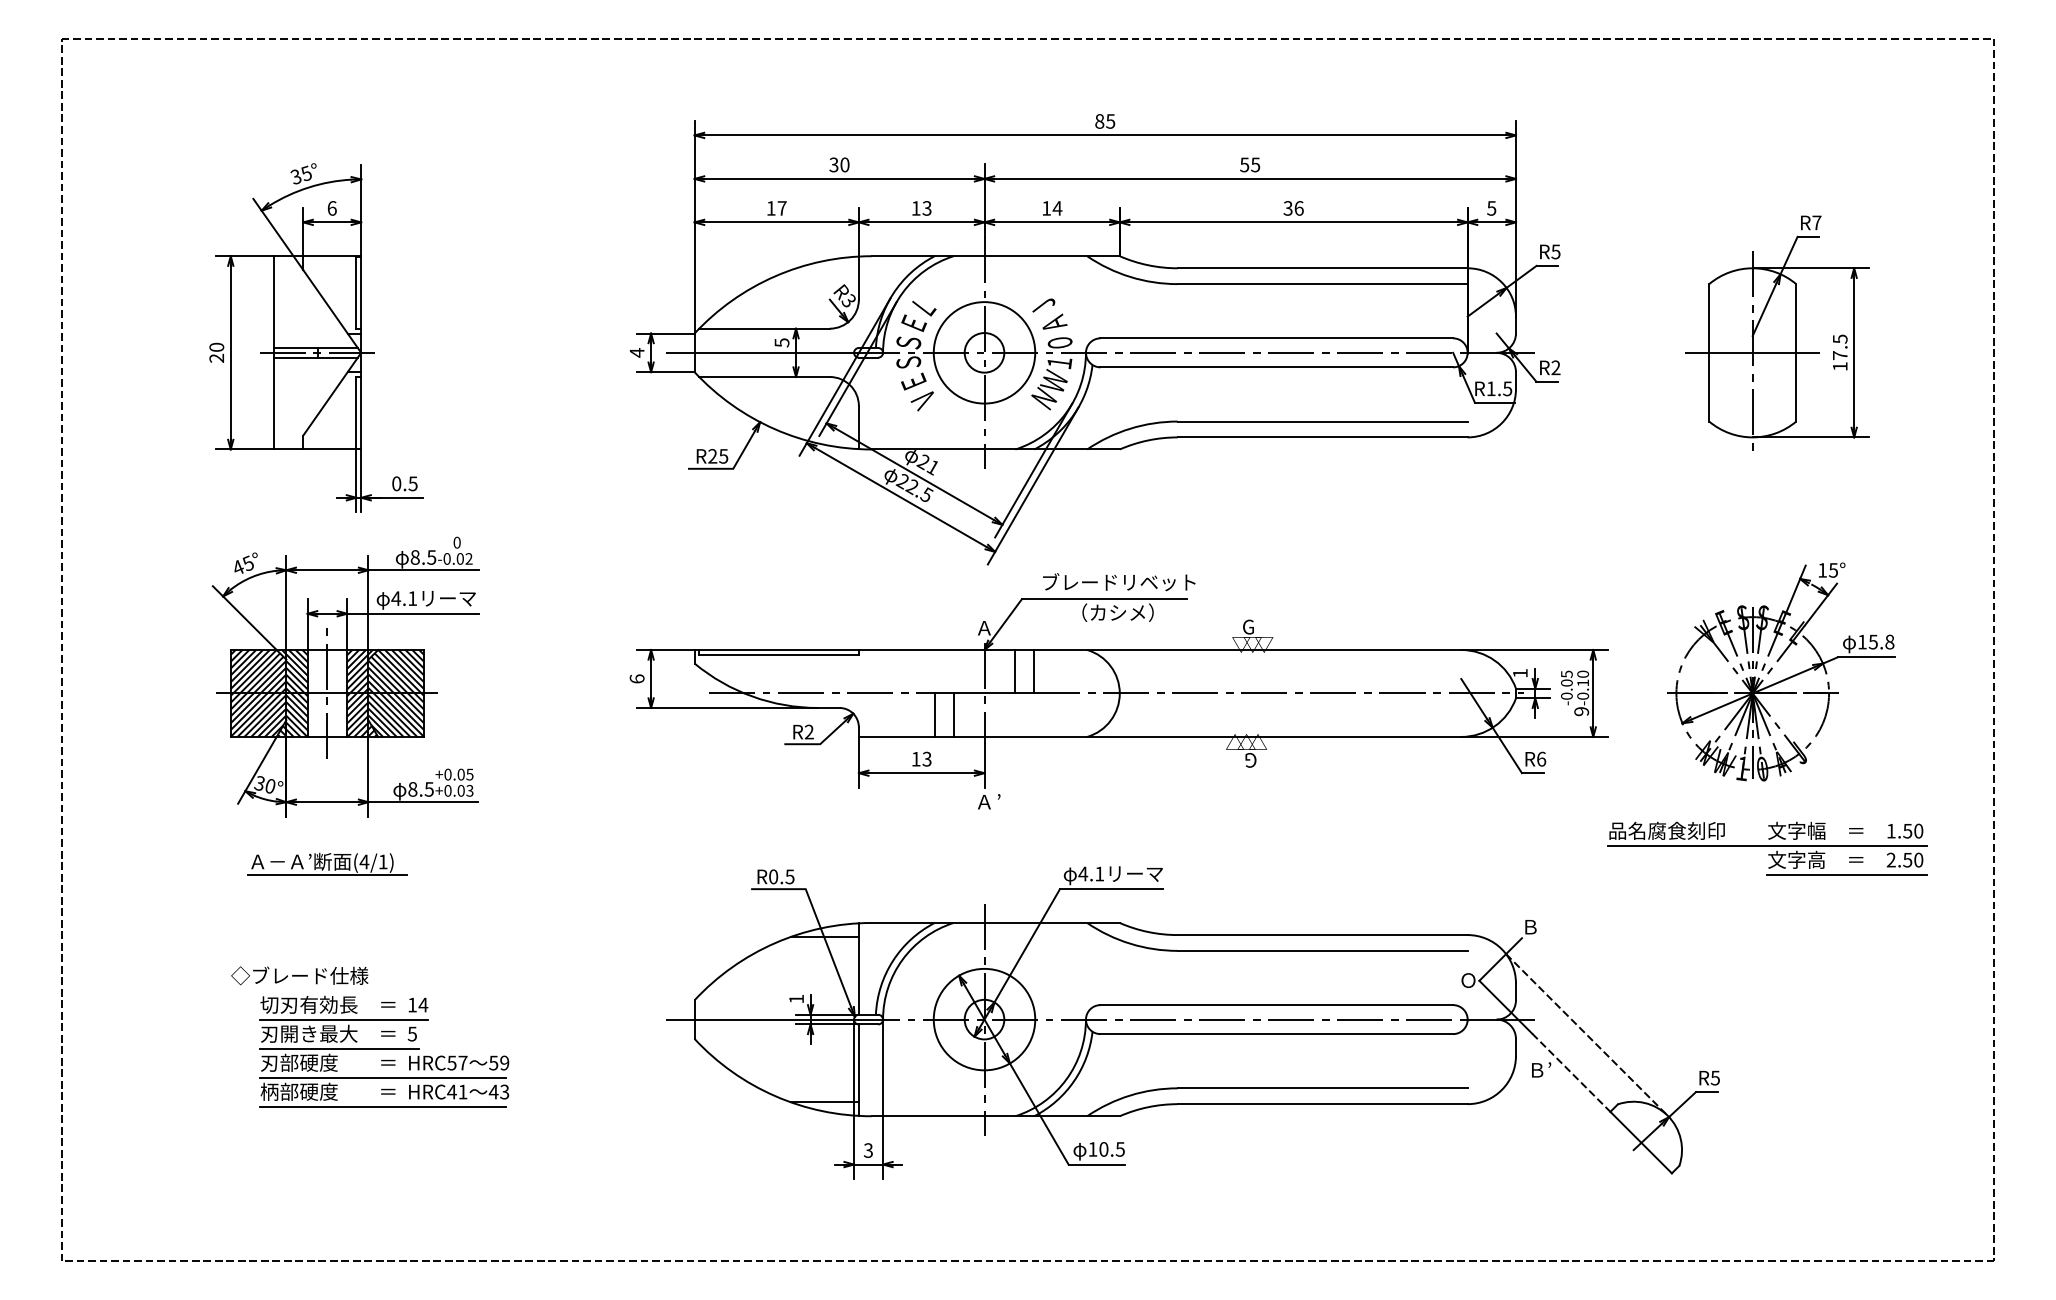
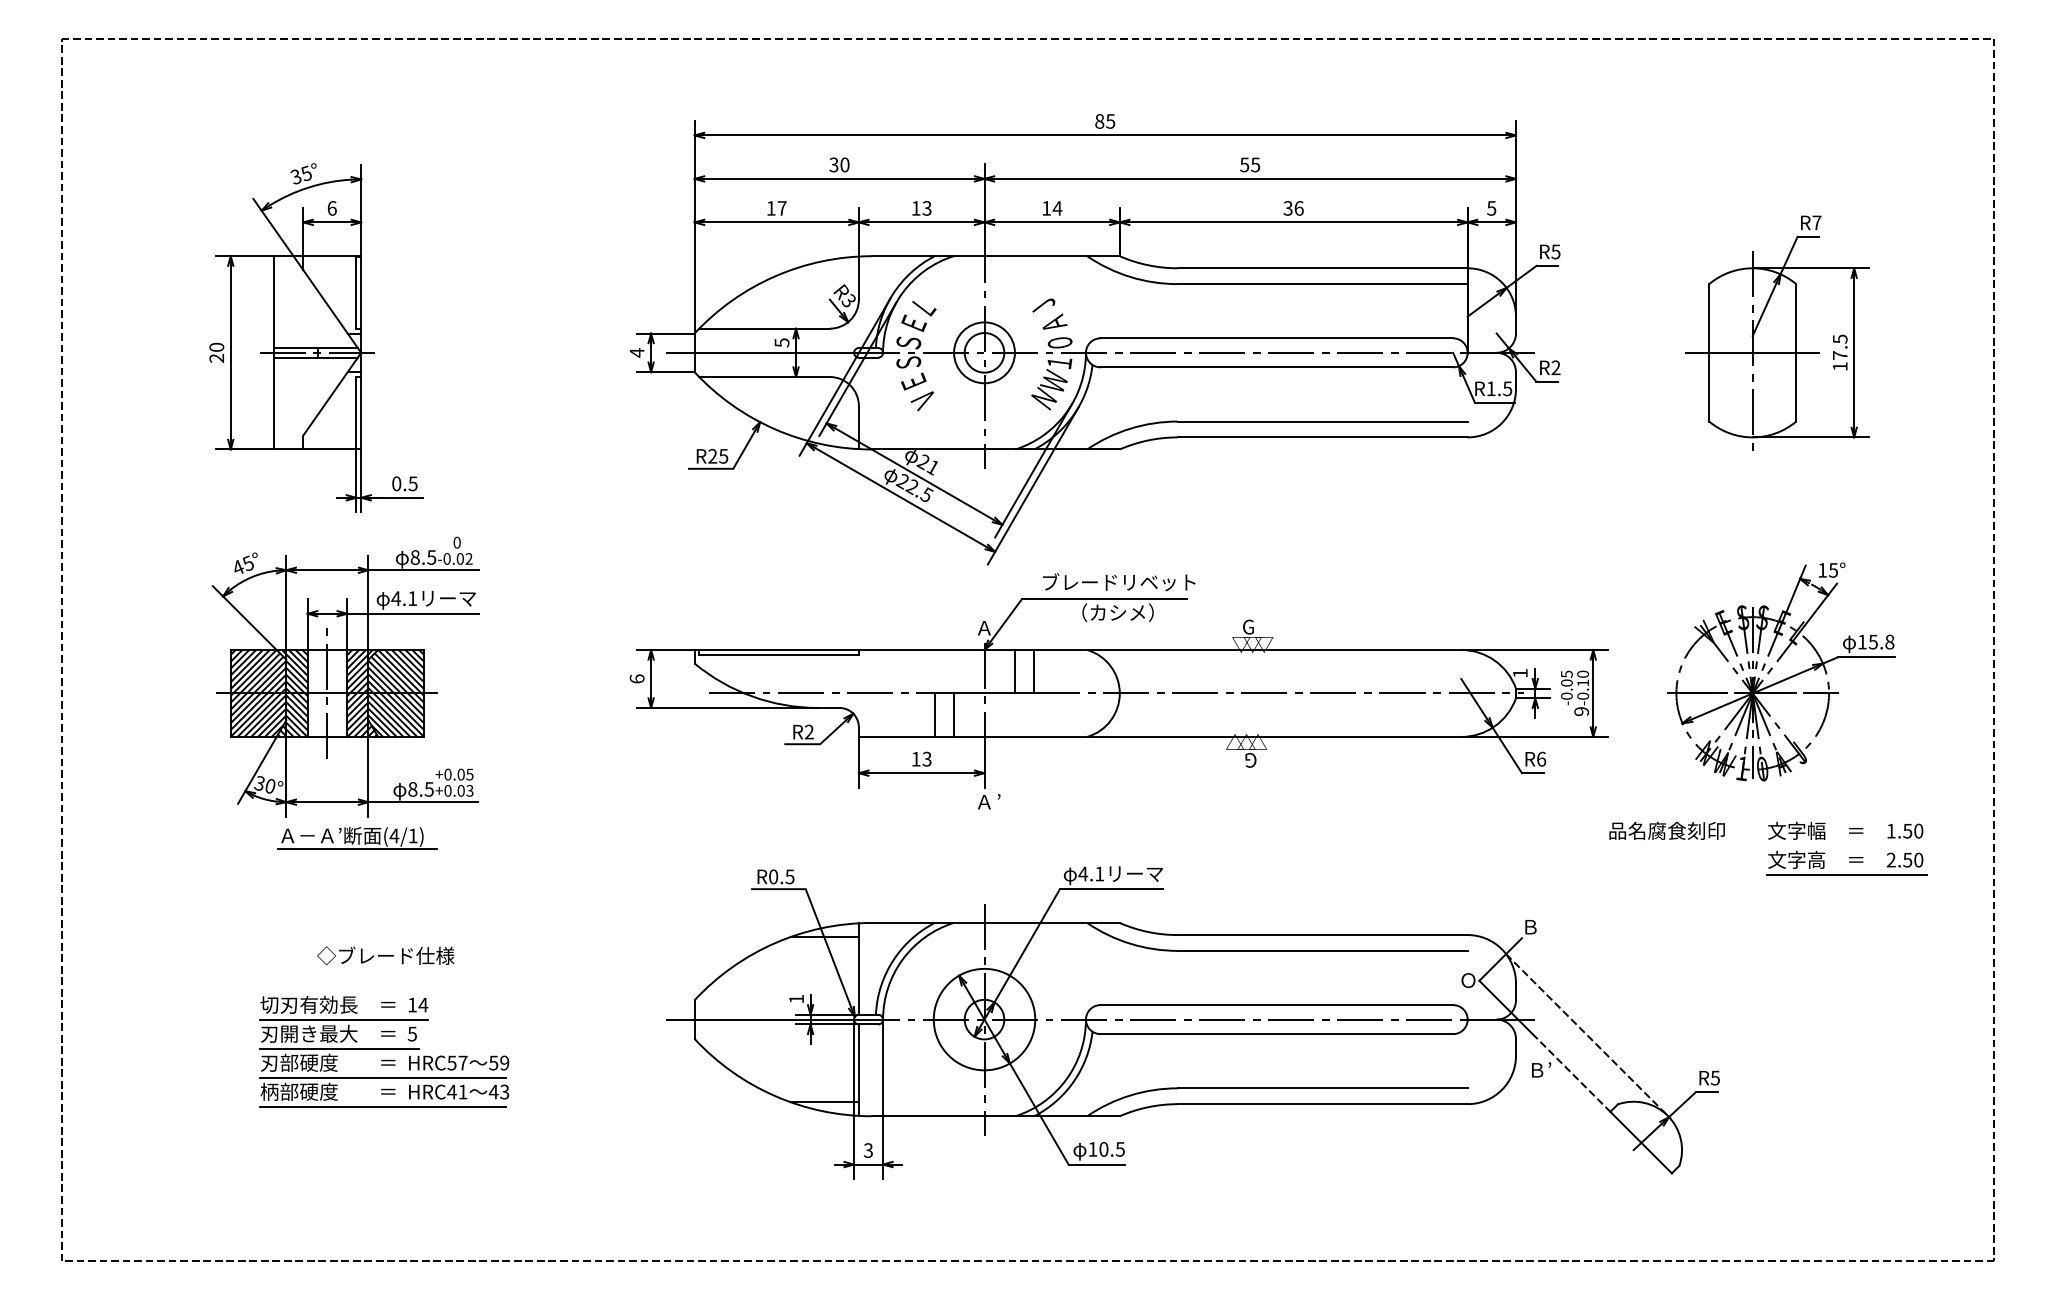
circle diameter: 101 px -> 61 px (984, 352)
line: present -> none (1766, 845)
part position: (327, 863) -> (357, 837) (357, 837)
text position: (299, 975) -> (385, 955) (385, 955)
